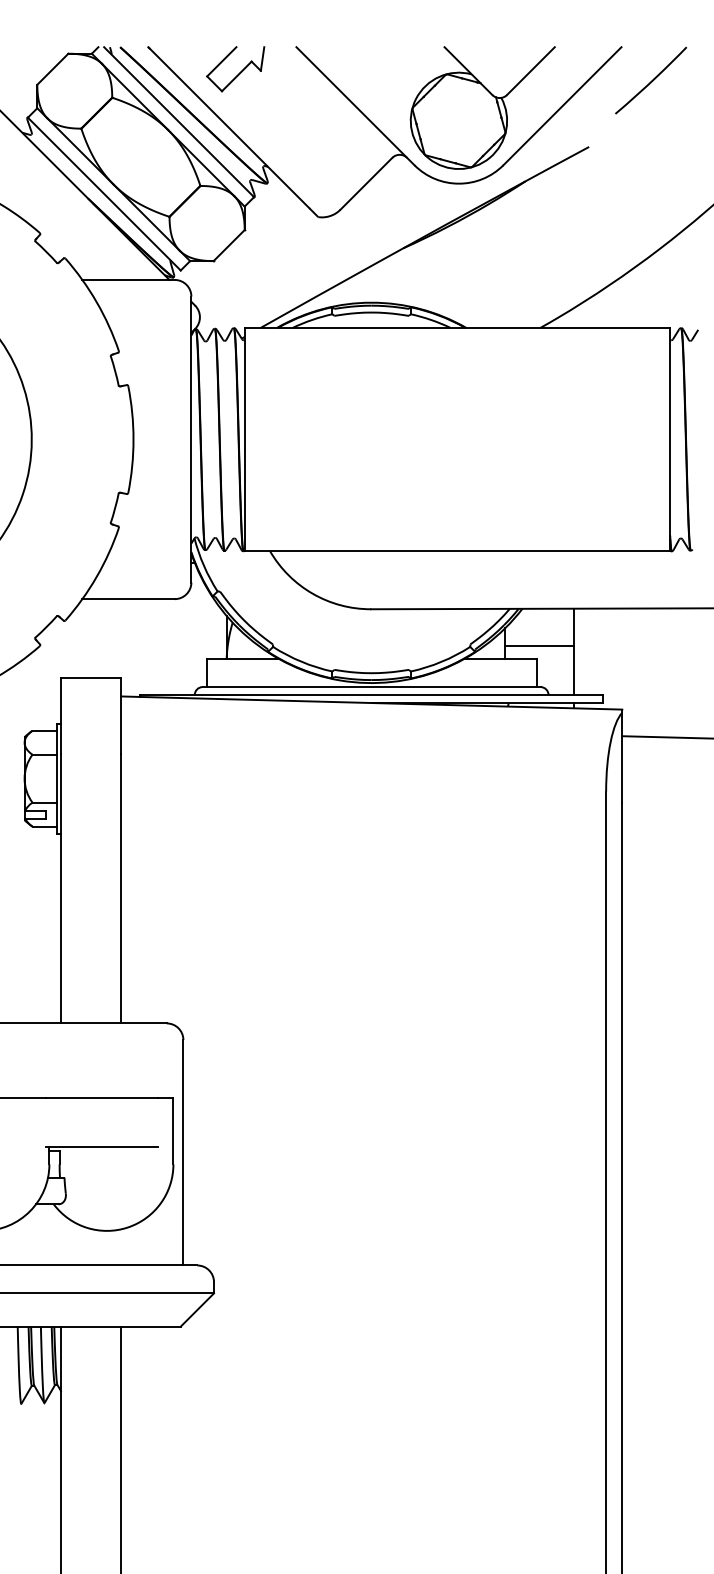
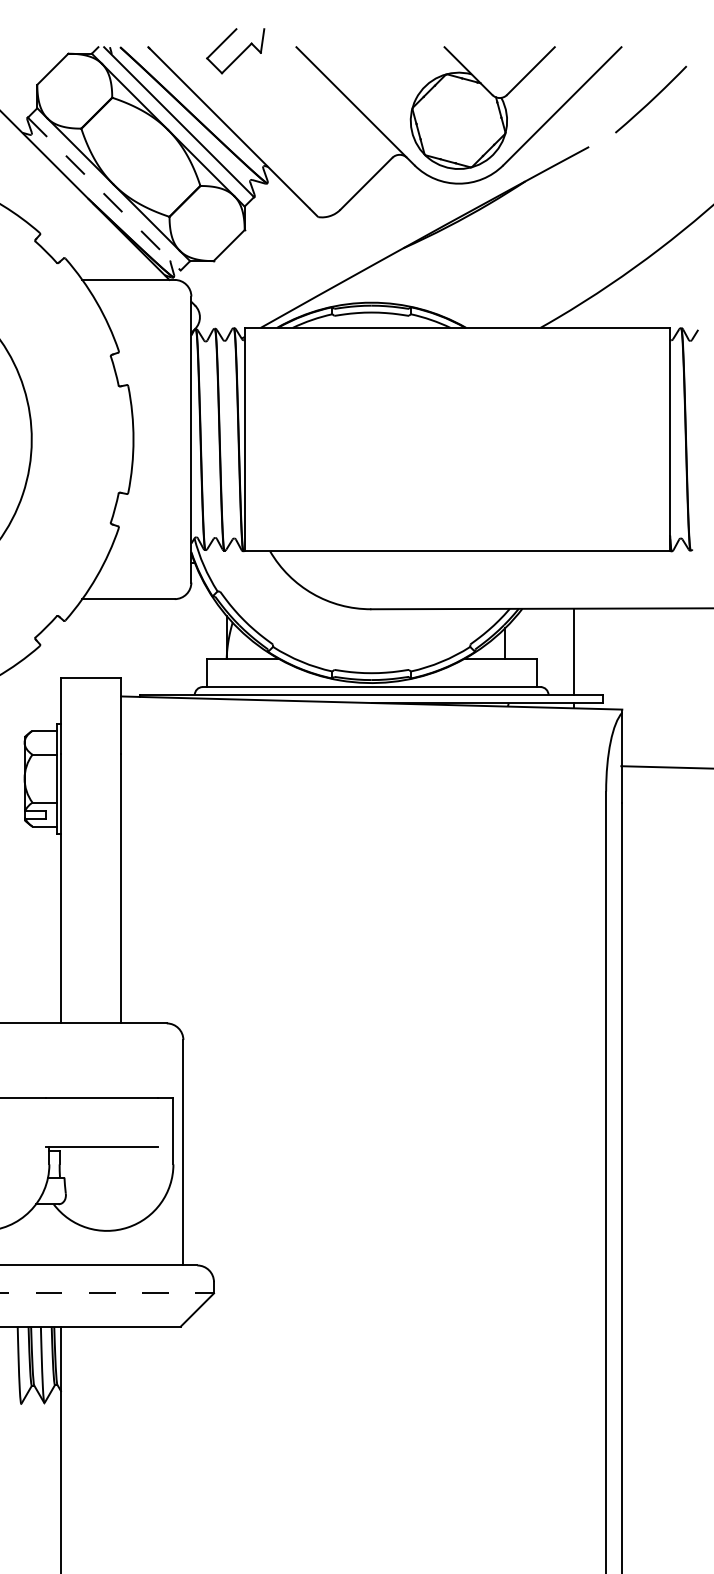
part position: (235, 69) -> (235, 51) (235, 51)
curve position: (651, 80) -> (651, 99) (651, 99)
line: solid -> dashed (104, 194)
line: present -> none (539, 645)
line position: (666, 737) -> (665, 767) (665, 767)
line: solid -> dashed (107, 1293)
line: present -> none (121, 1448)
